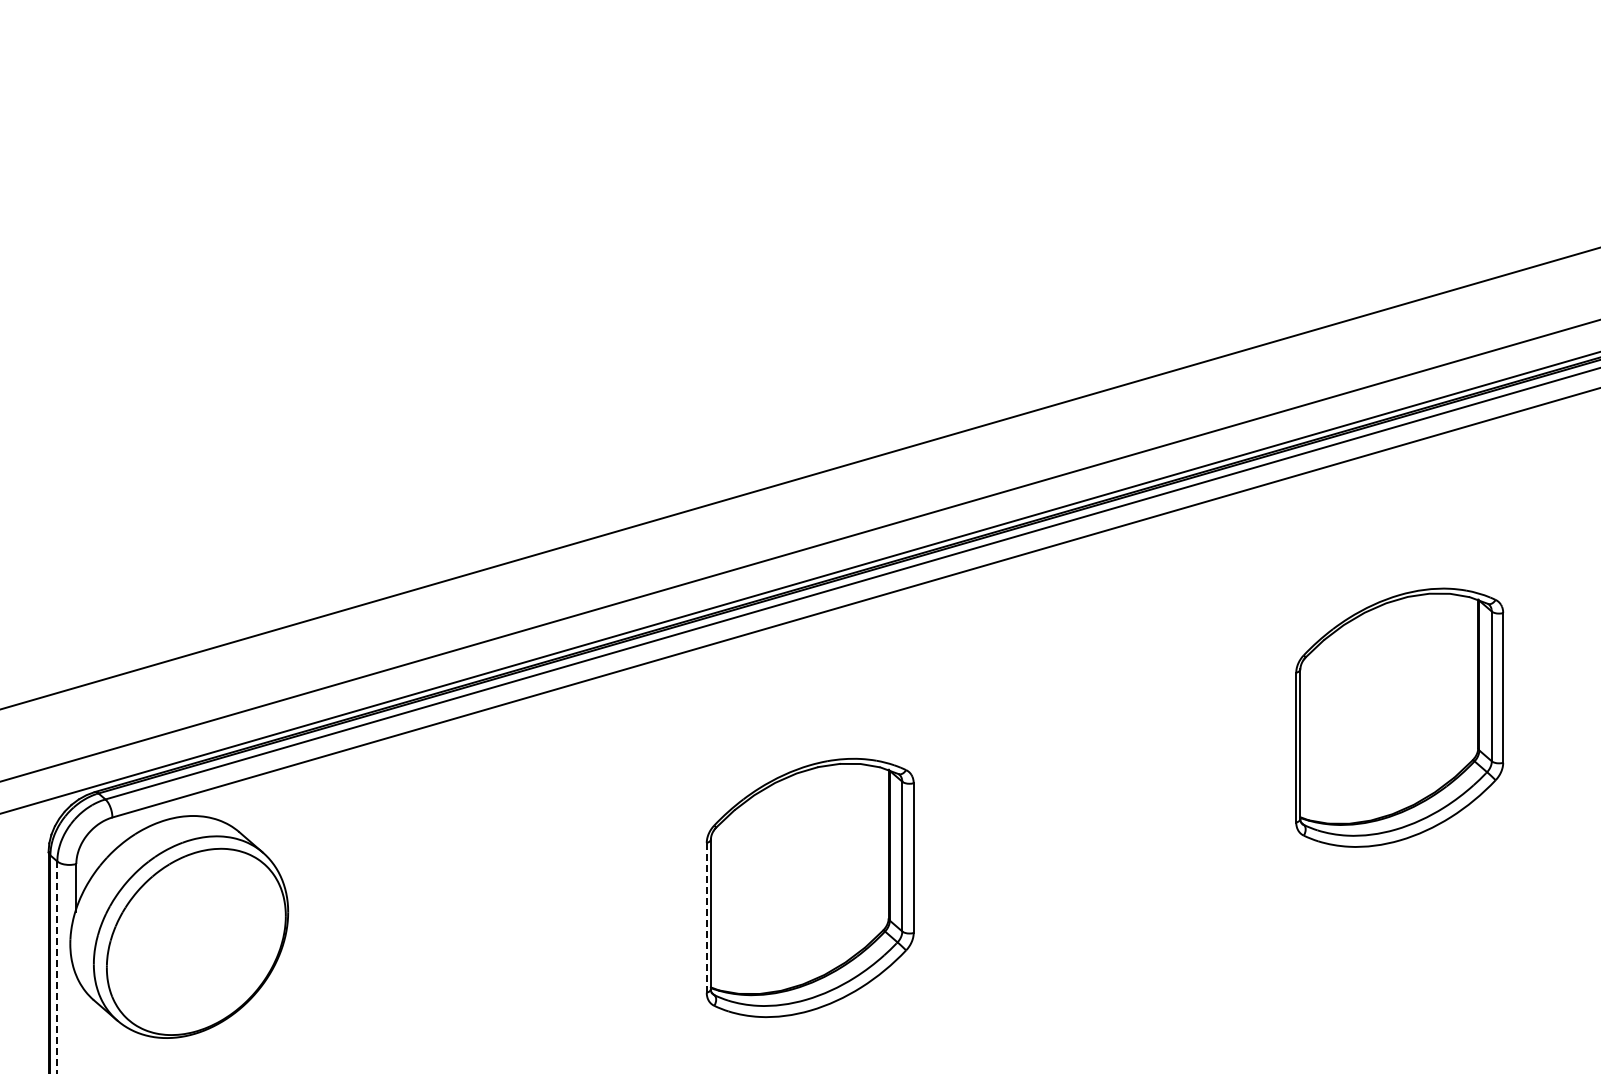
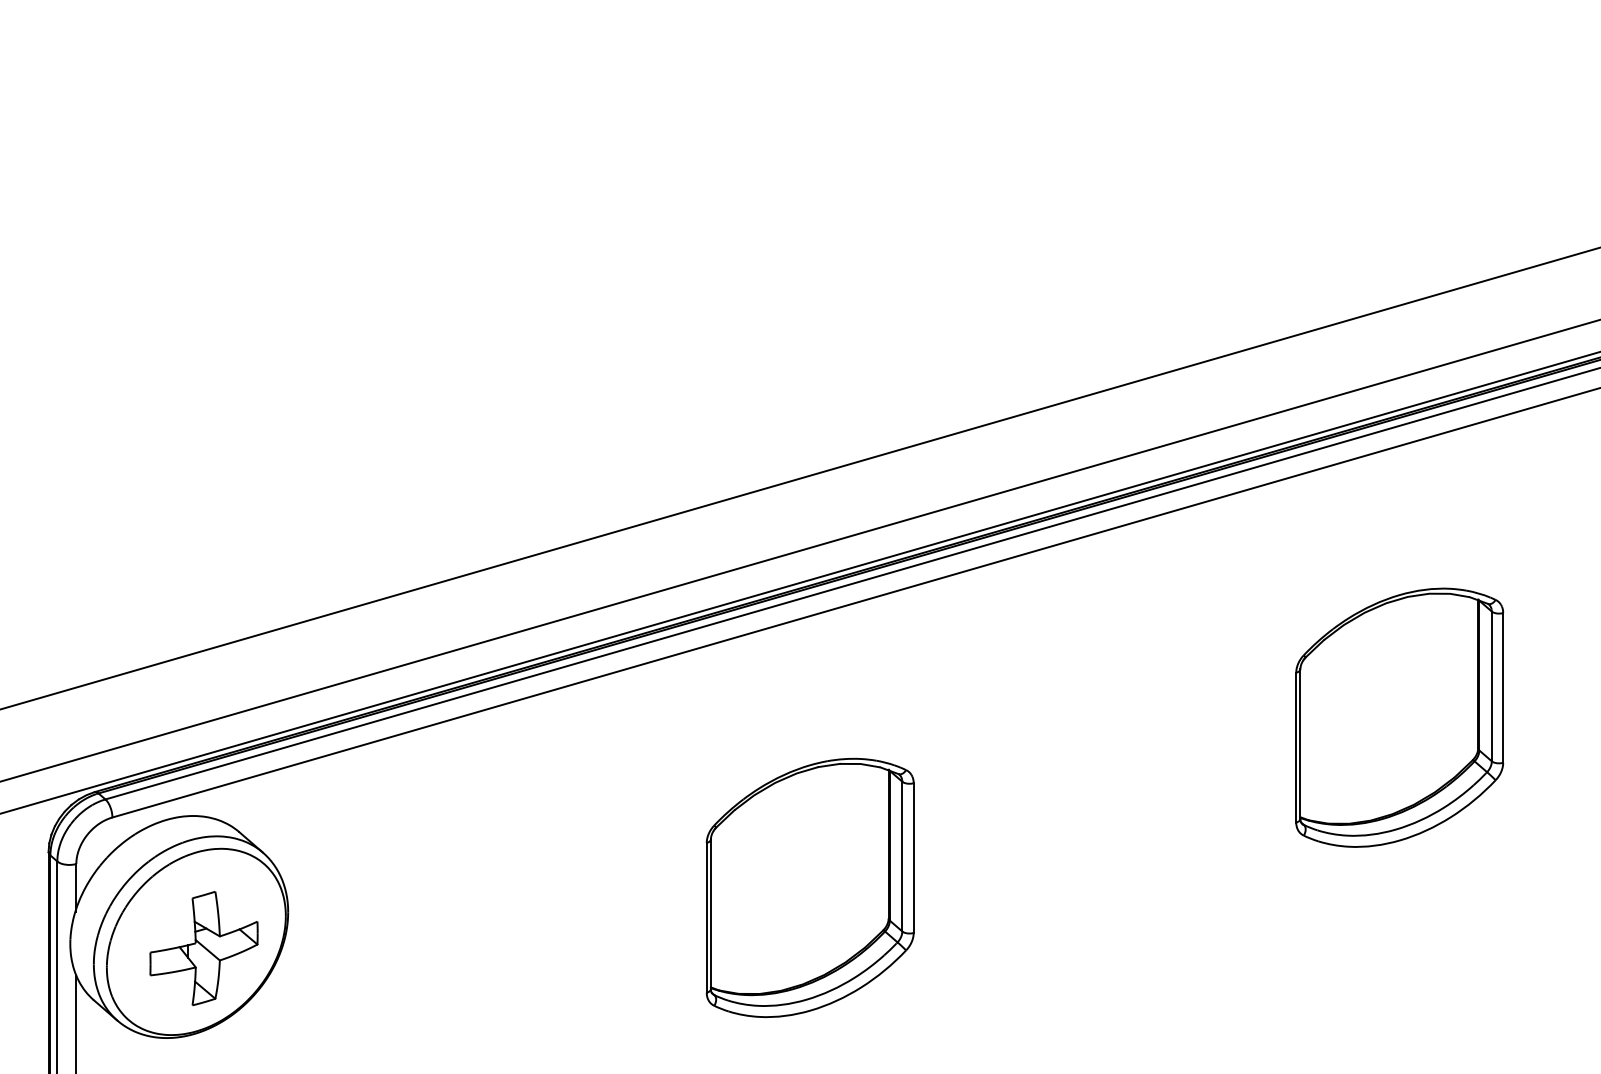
line: dashed -> solid (706, 917)
part: none -> present (203, 948)
line: dashed -> solid (57, 967)
line: none -> present (76, 1022)
